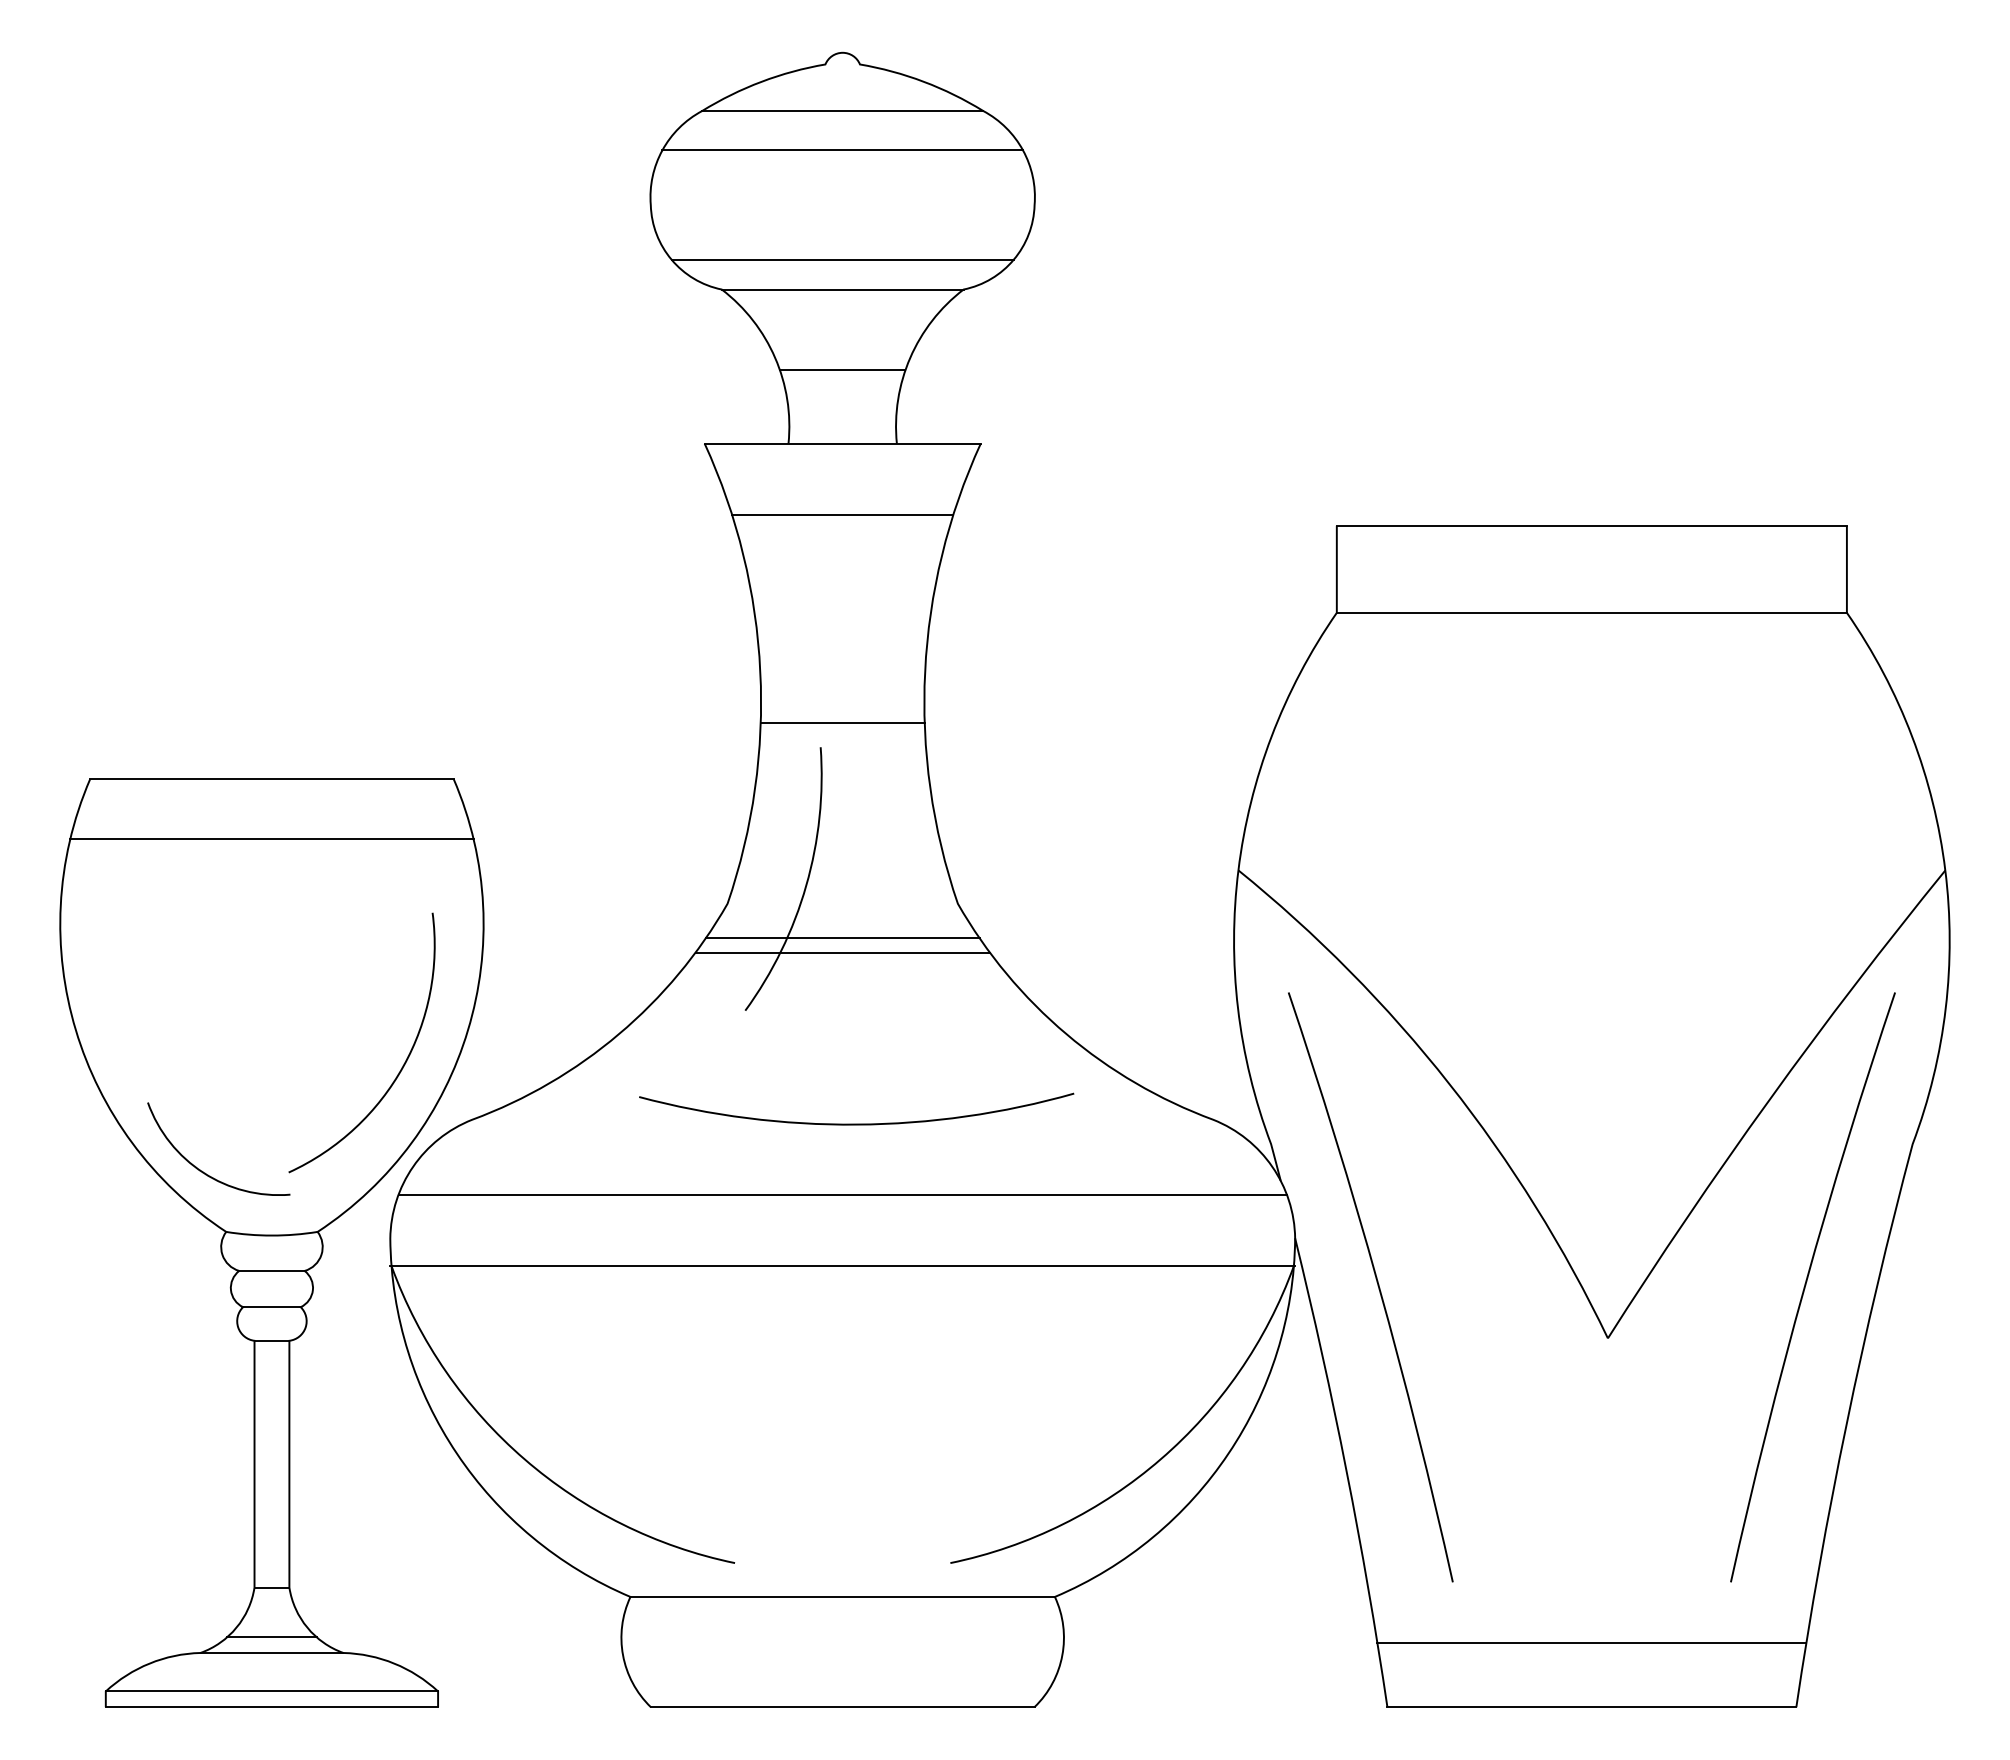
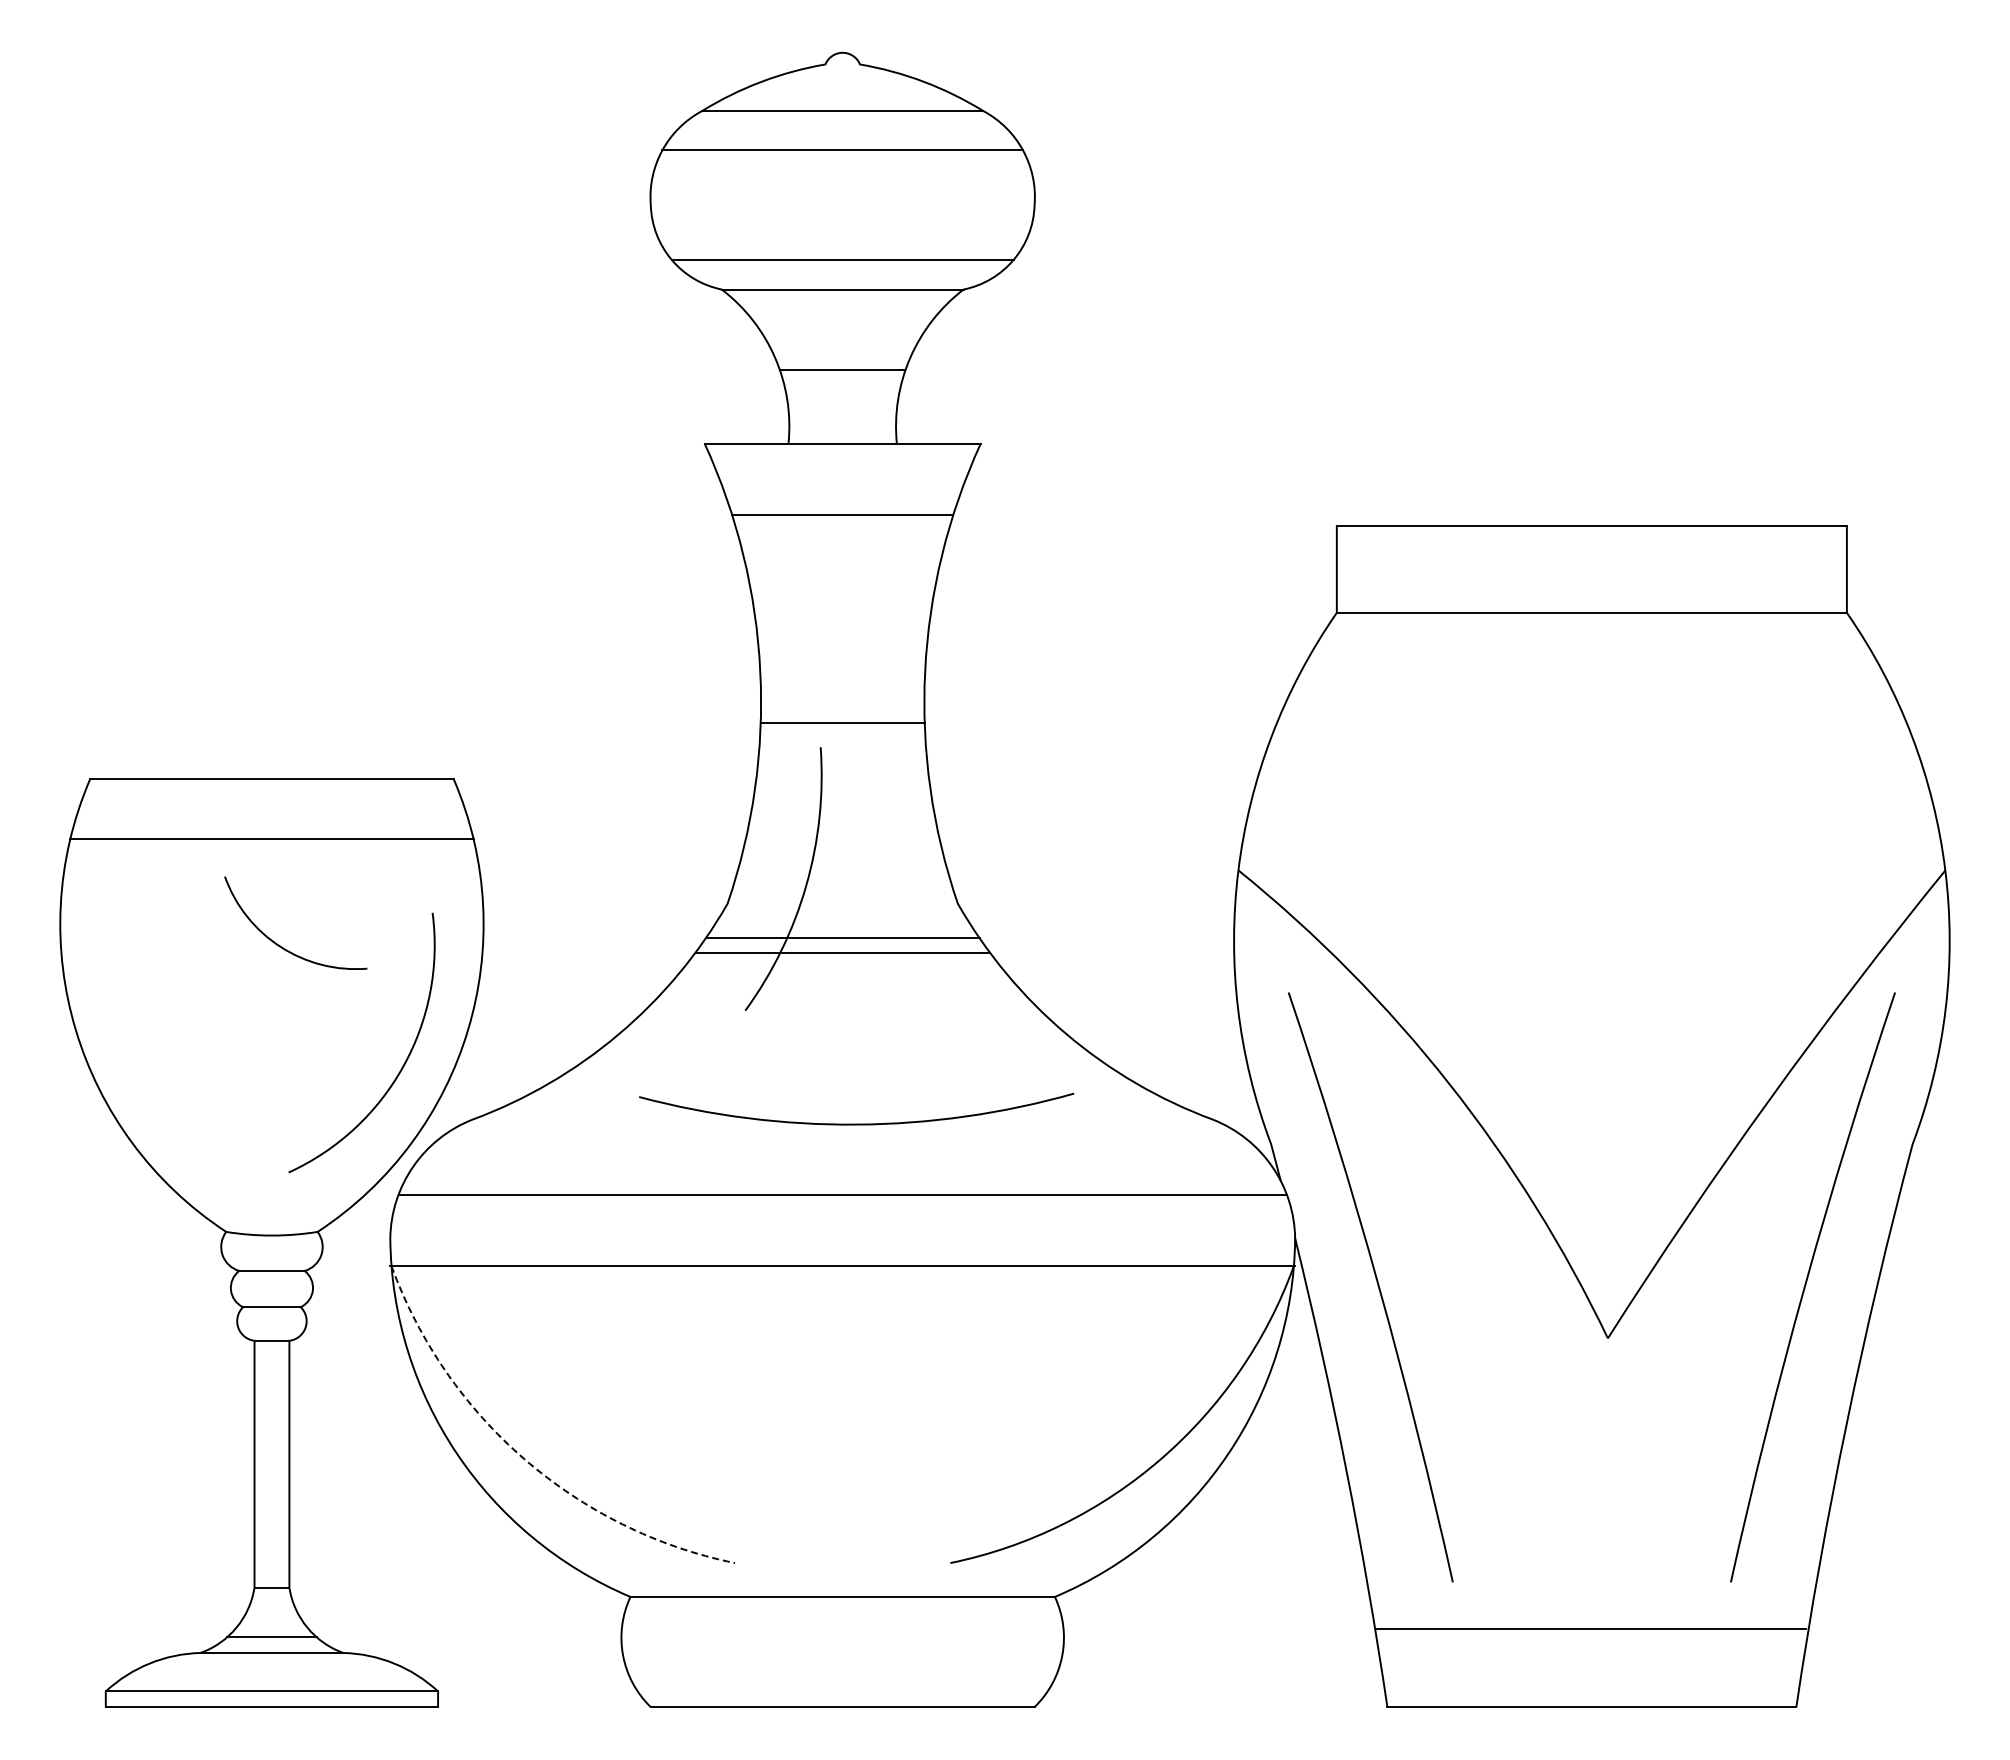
arc position: (205, 1172) -> (282, 946) (282, 946)
arc: solid -> dashed (524, 1459)
line position: (1591, 1642) -> (1591, 1628) (1591, 1628)
